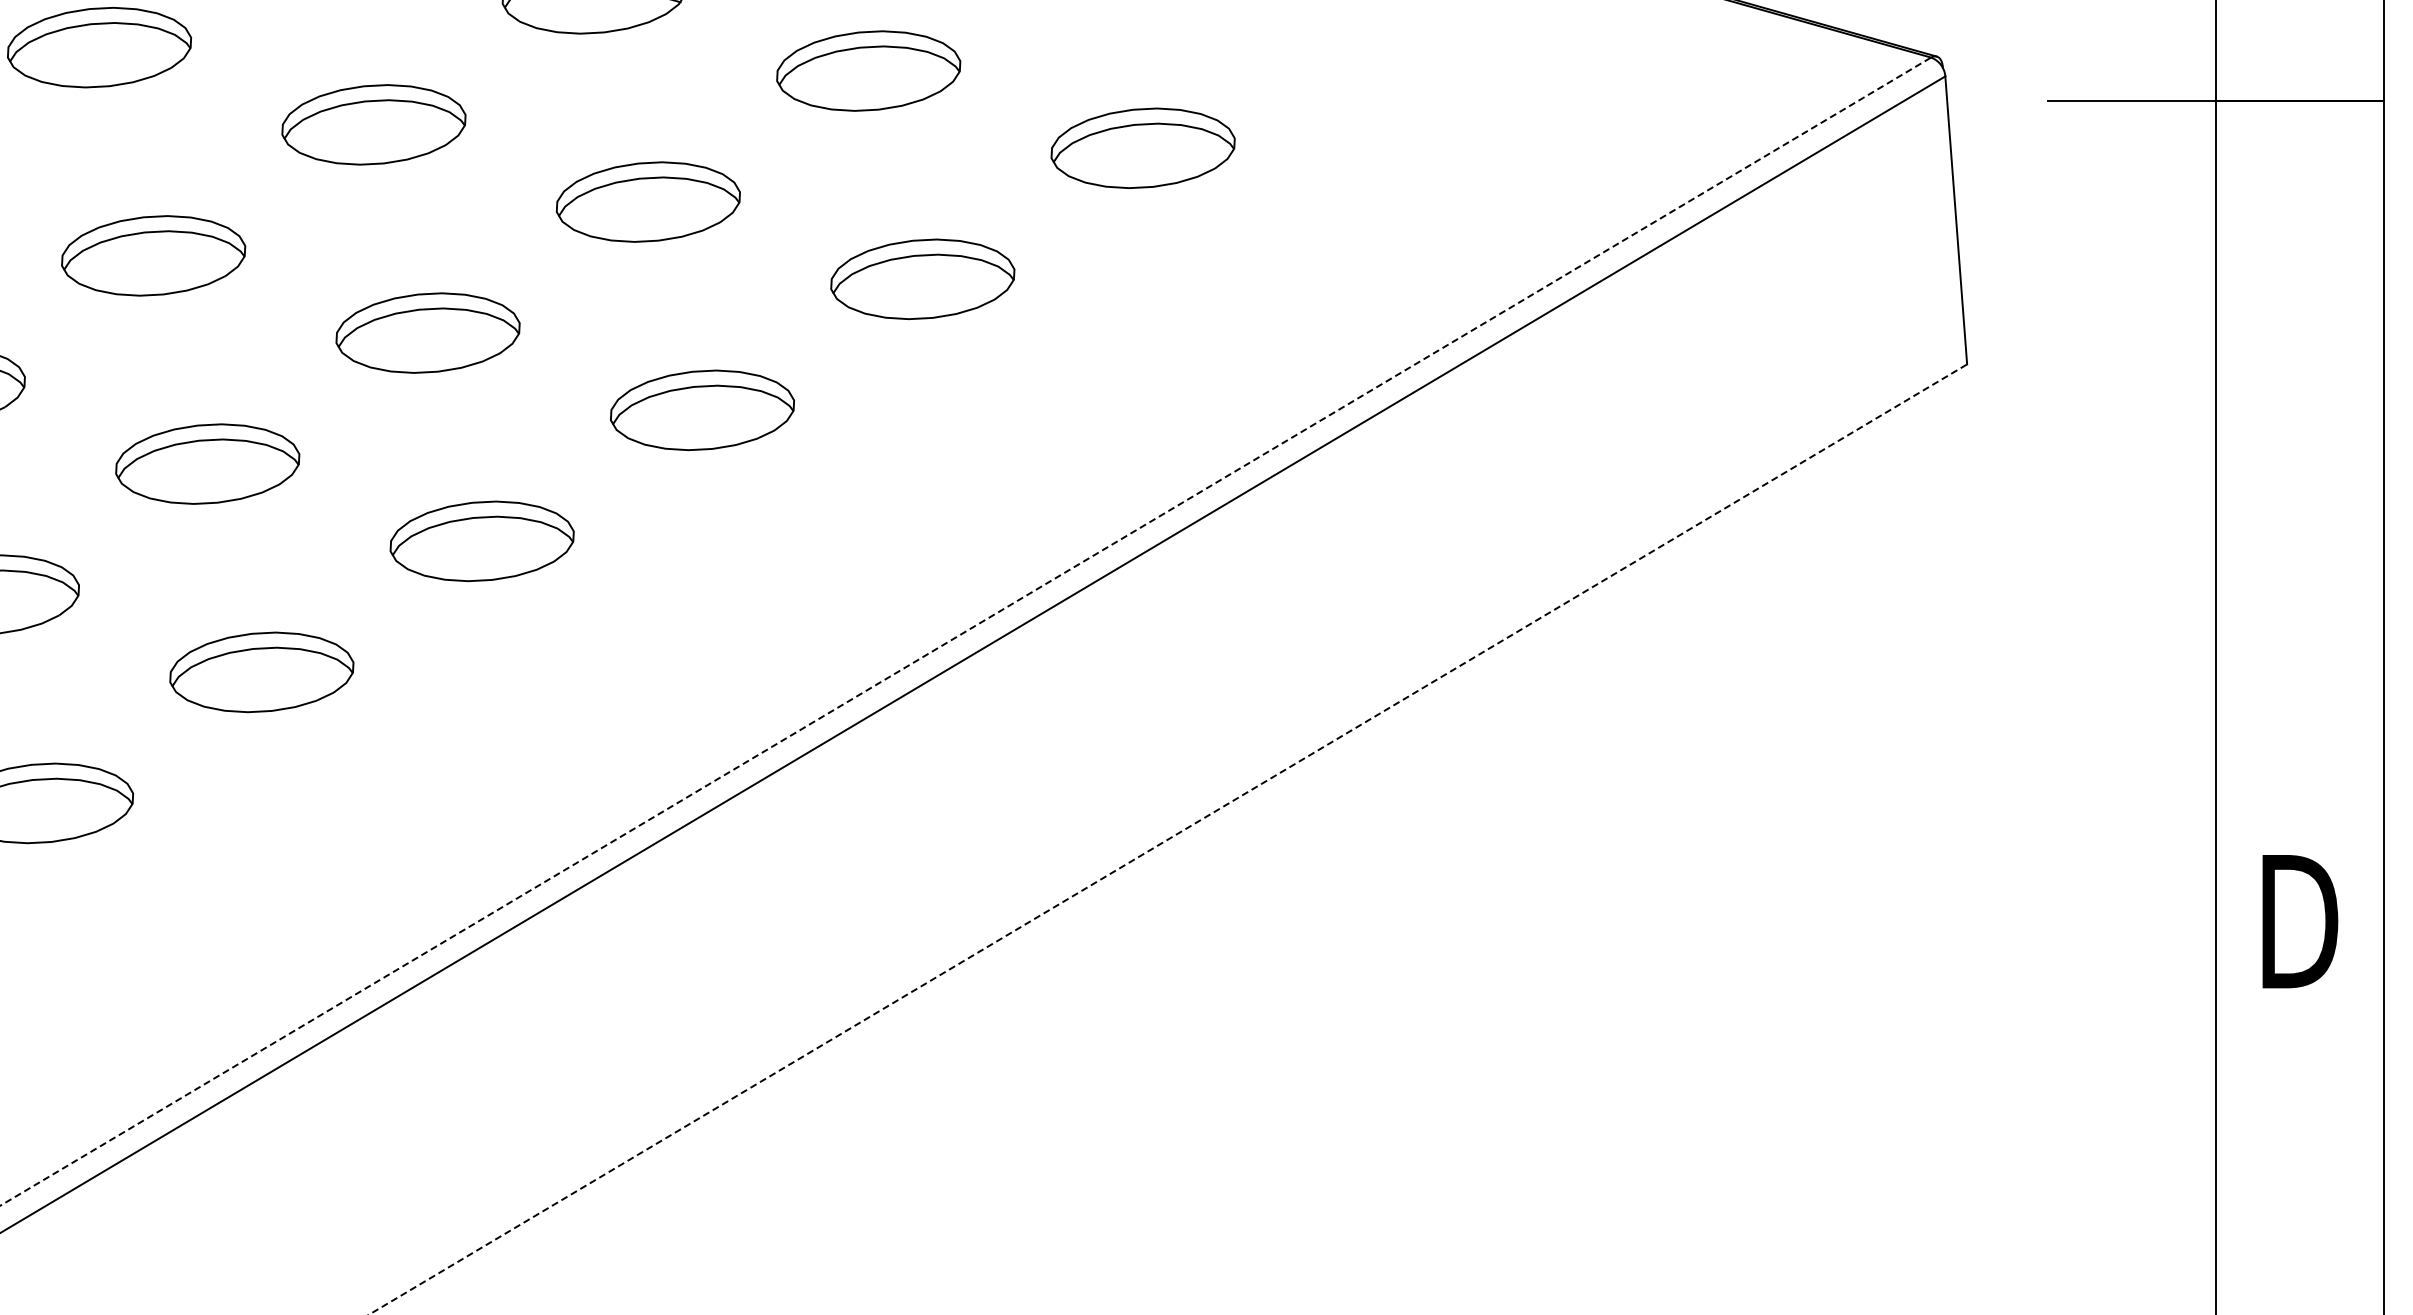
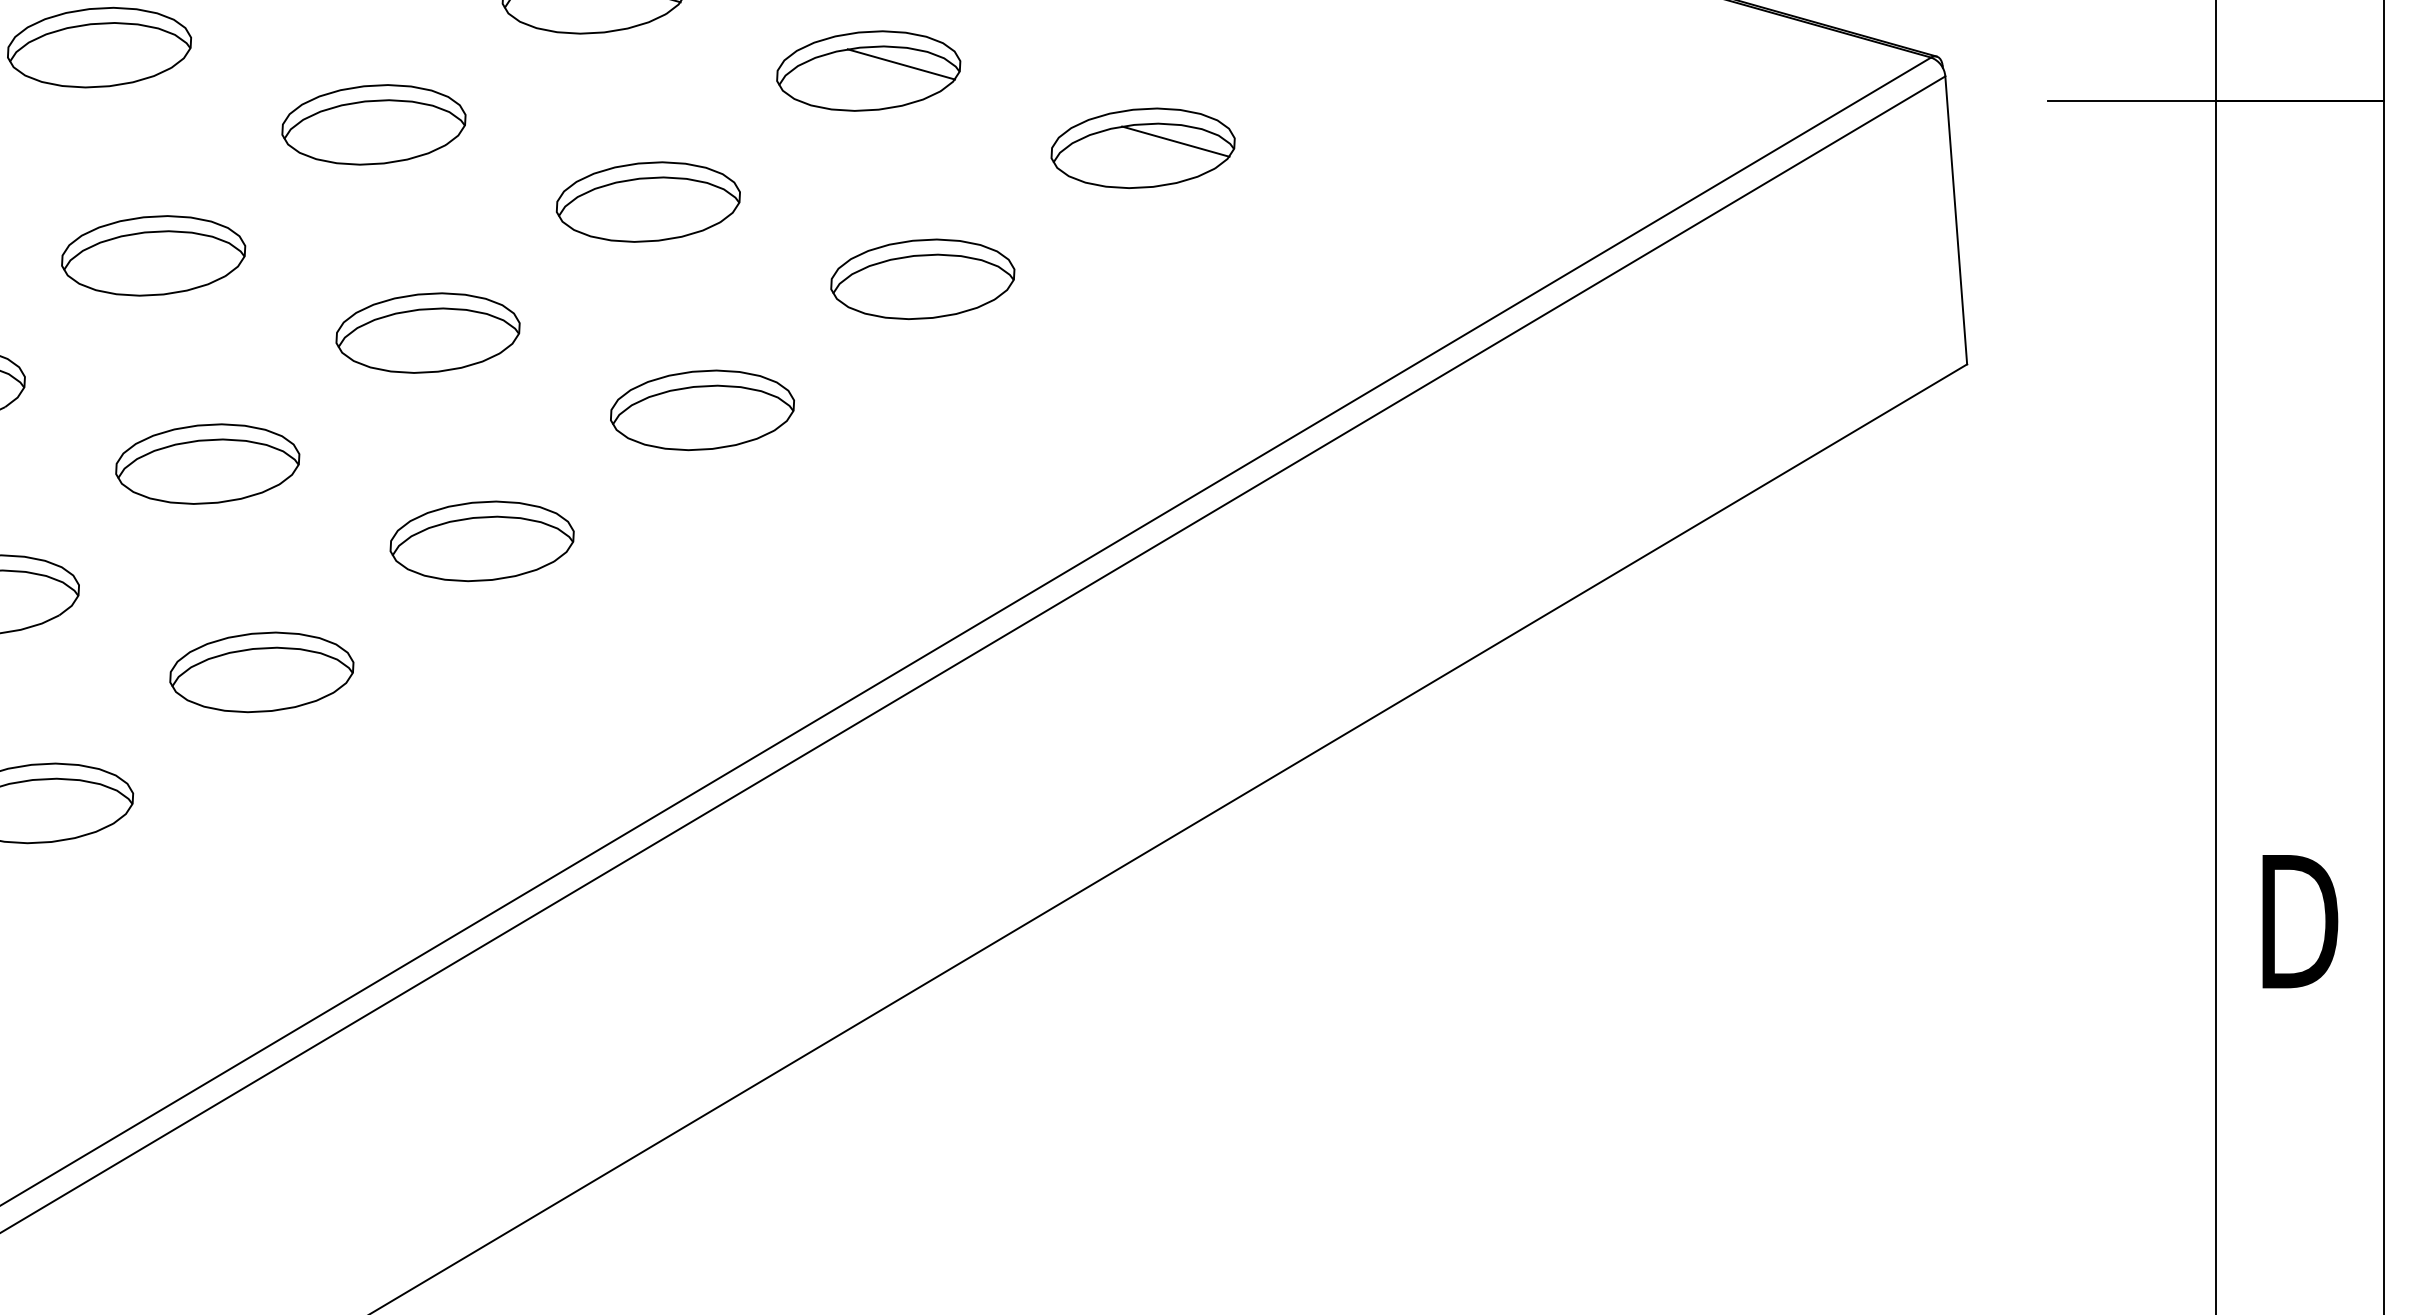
line: none -> present (901, 64)
line: none -> present (1175, 141)
line: dashed -> solid (966, 631)
line: dashed -> solid (1167, 839)
